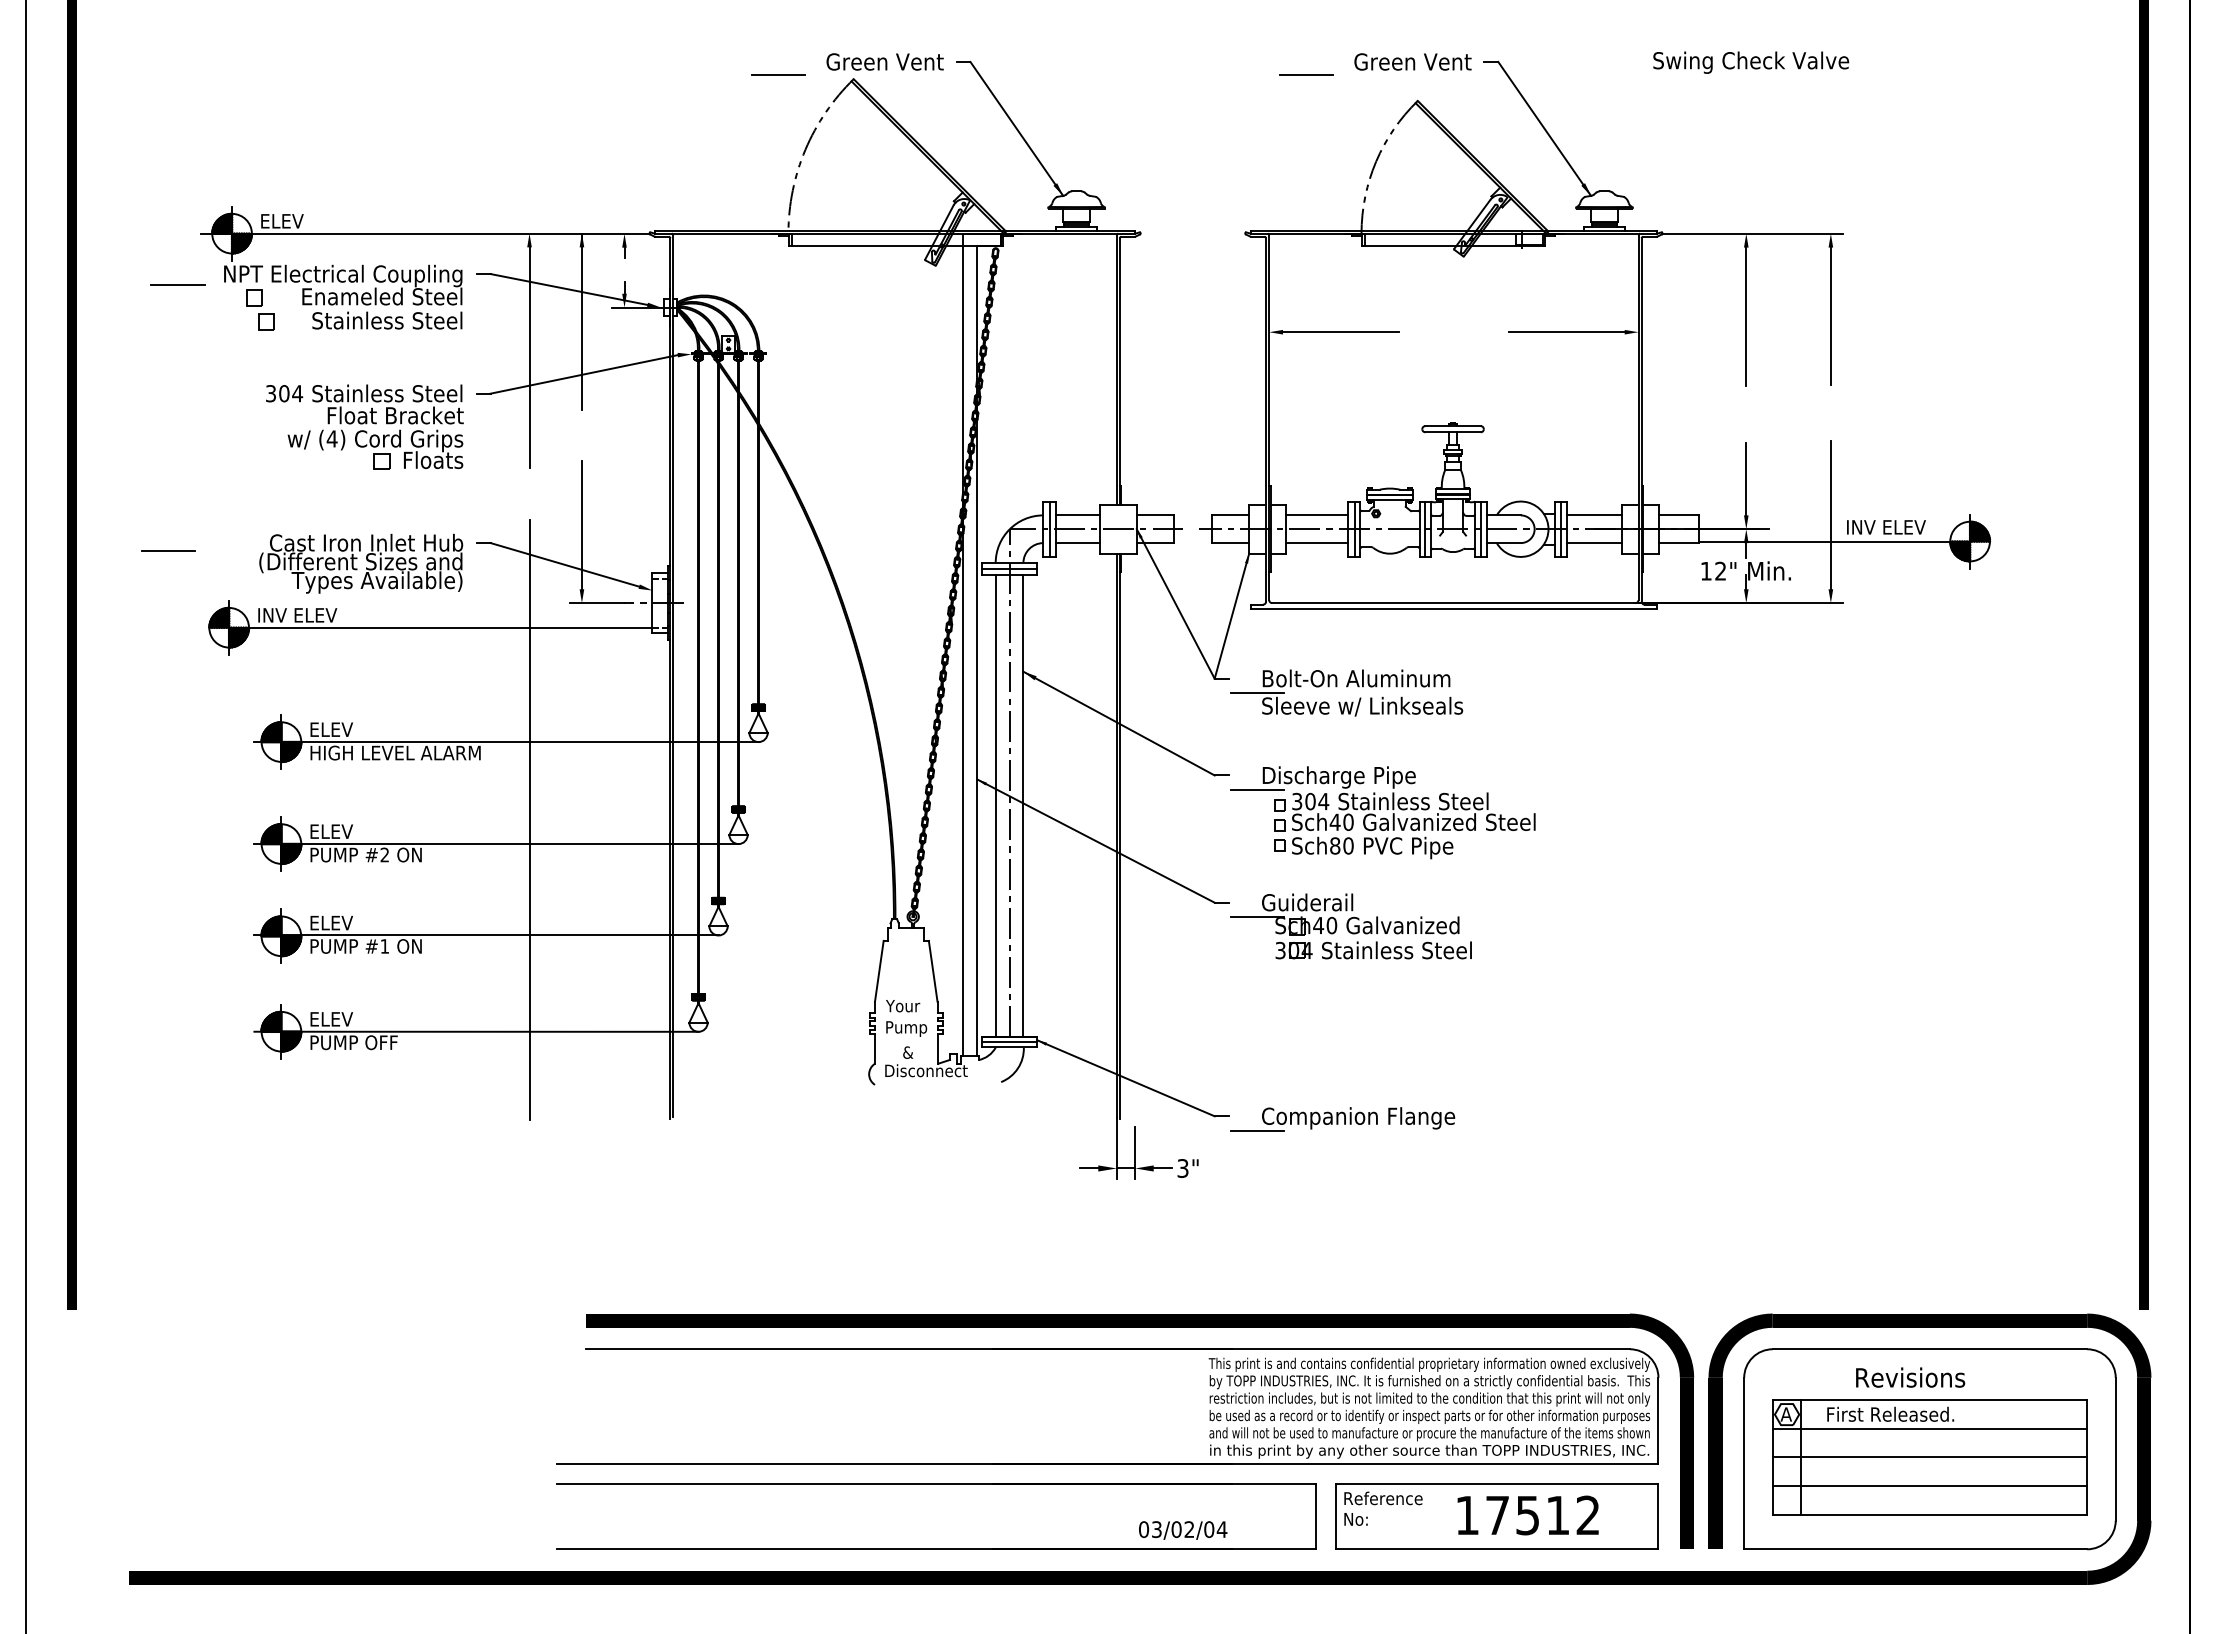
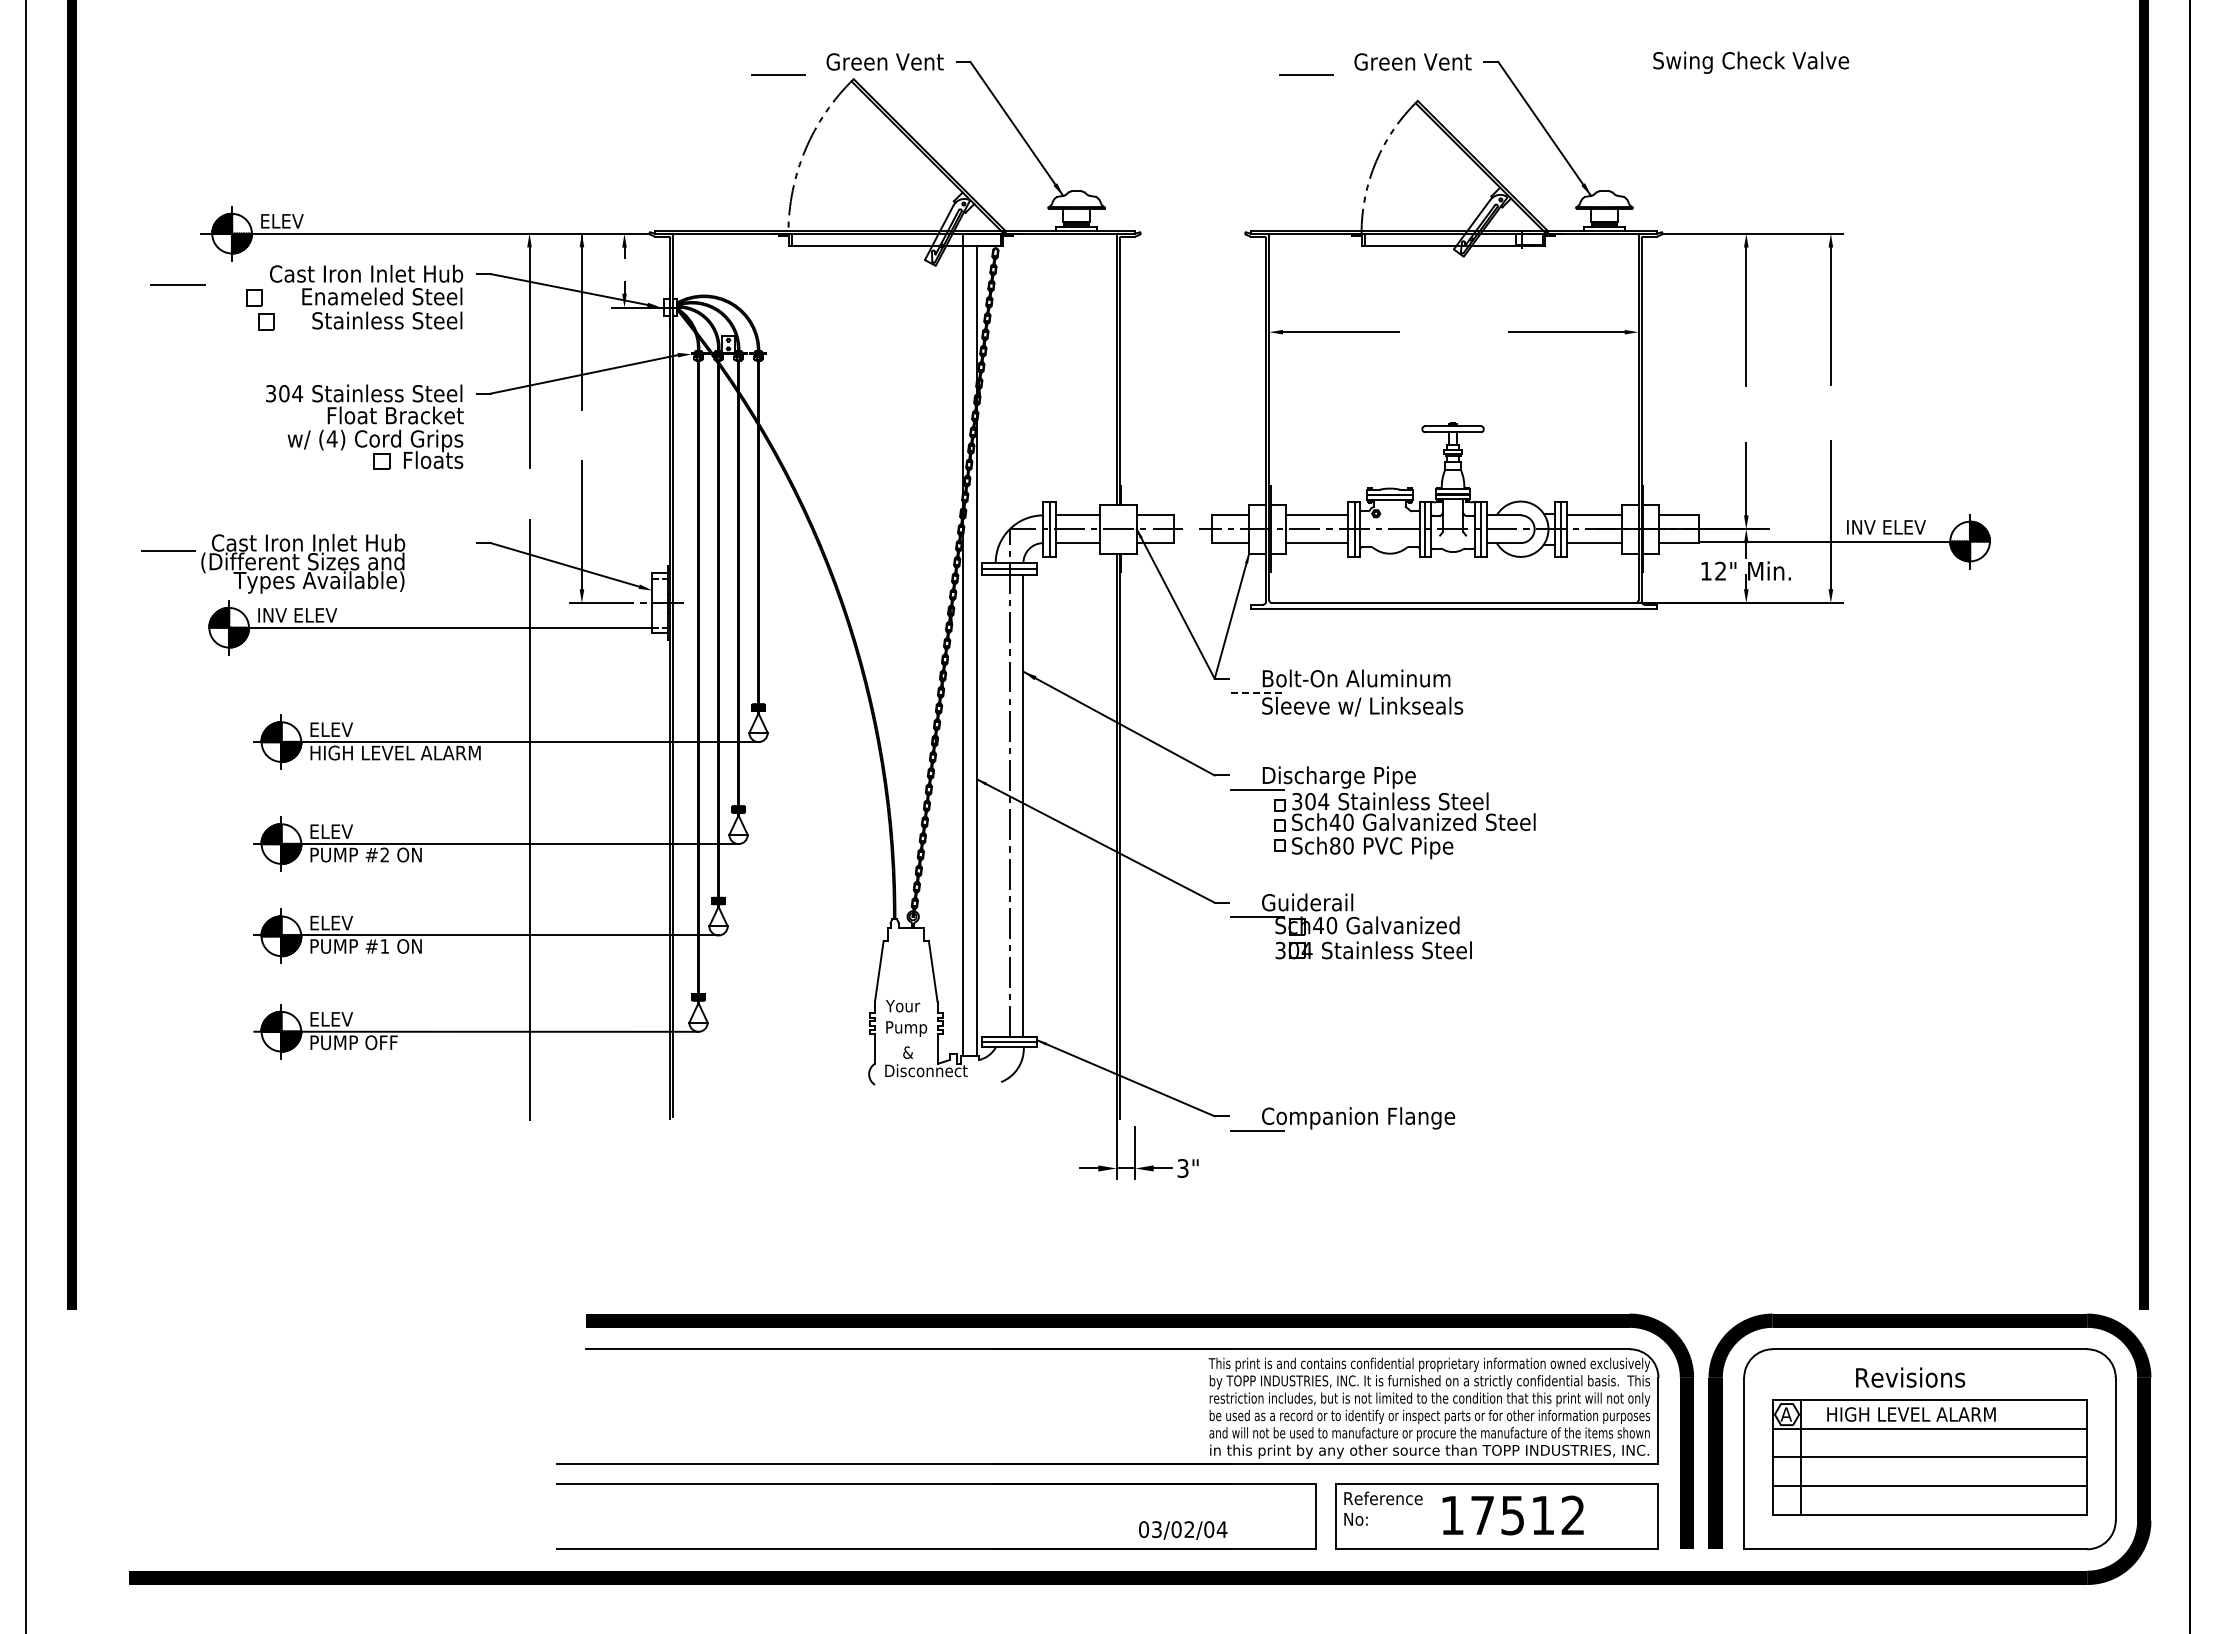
text: NPT Electrical Coupling -> Cast Iron Inlet Hub (343, 275)
text position: (361, 563) -> (303, 563) (303, 563)
line: solid -> dashed (1257, 693)
line: present -> none (995, 806)
text: First Released. -> HIGH LEVEL ALARM (1912, 1413)
text position: (1527, 1515) -> (1512, 1515) (1512, 1515)
